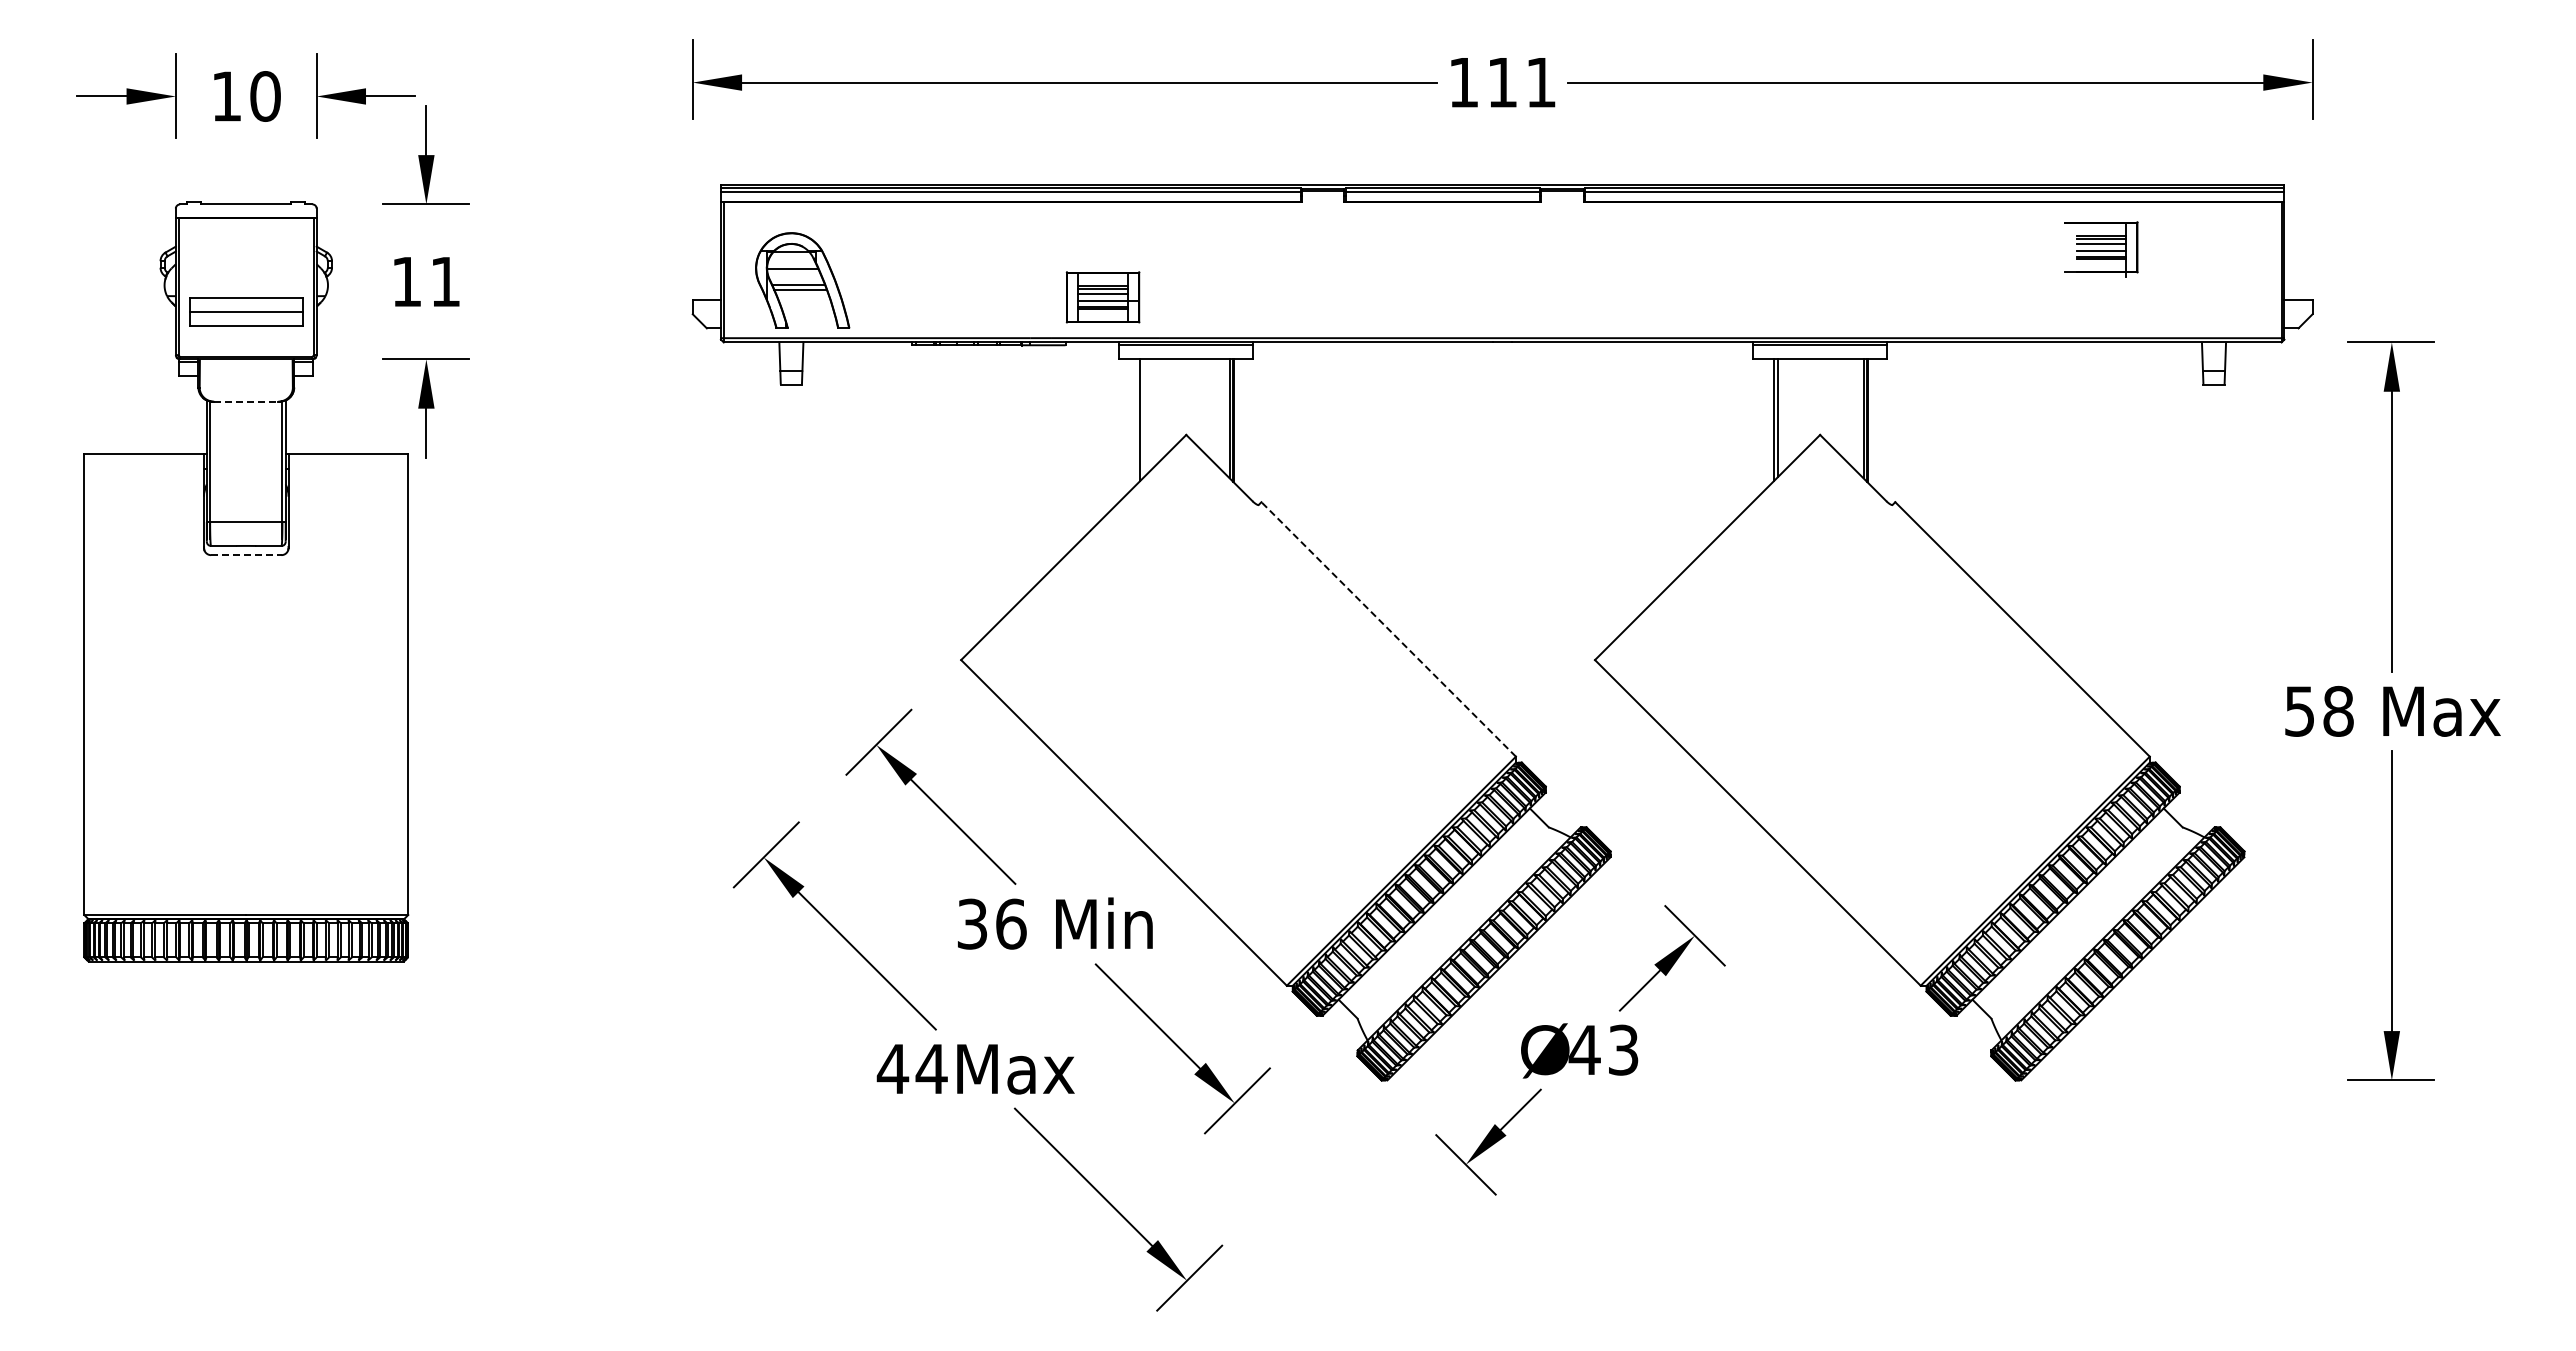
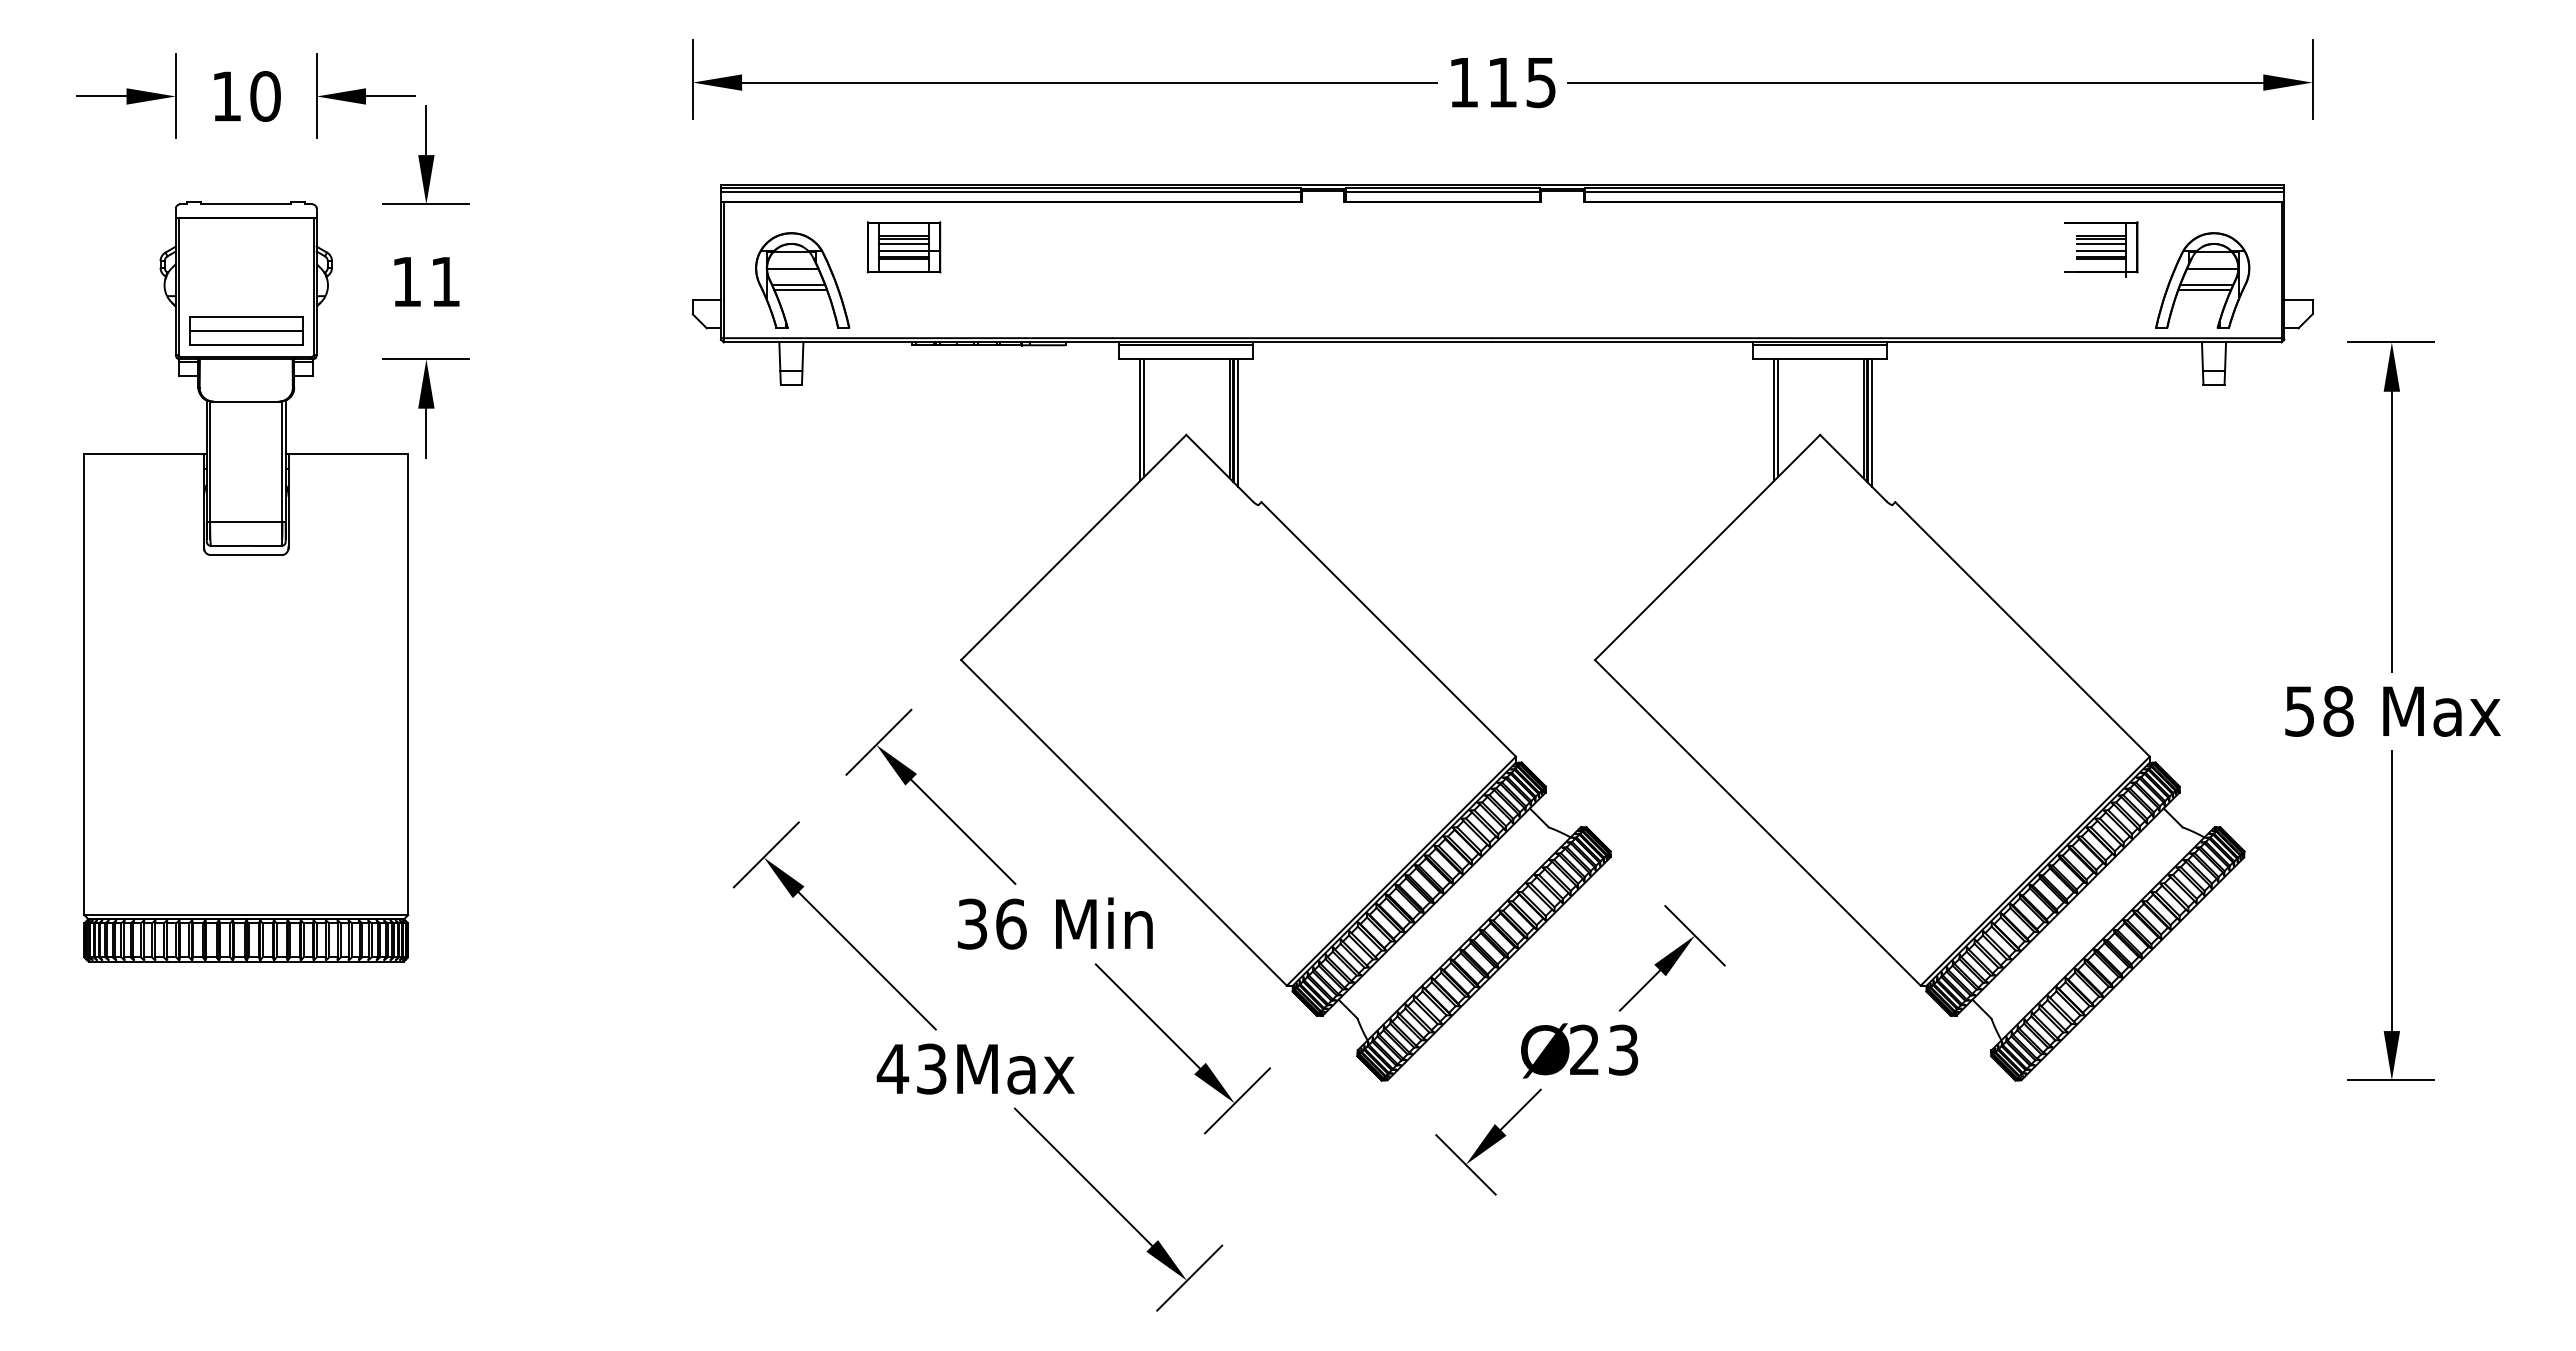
text: 111 -> 115 (1540, 83)
part: none -> present (2202, 280)
part position: (1102, 297) -> (903, 247) (903, 247)
part position: (246, 311) -> (246, 330) (246, 330)
line: dashed -> solid (246, 401)
line: none -> present (1144, 418)
line: none -> present (1237, 422)
line: none -> present (1871, 422)
line: dashed -> solid (246, 555)
line: dashed -> solid (1388, 629)
text: 43 -> 23 (1584, 1049)
text: 44Max -> 43Max (931, 1068)
